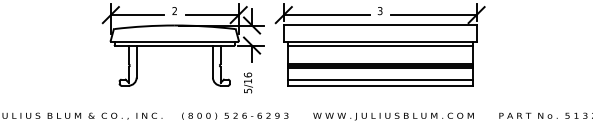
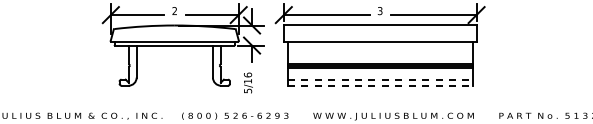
line: present -> none (379, 45)
line: solid -> dashed (380, 79)
line: solid -> dashed (380, 85)
